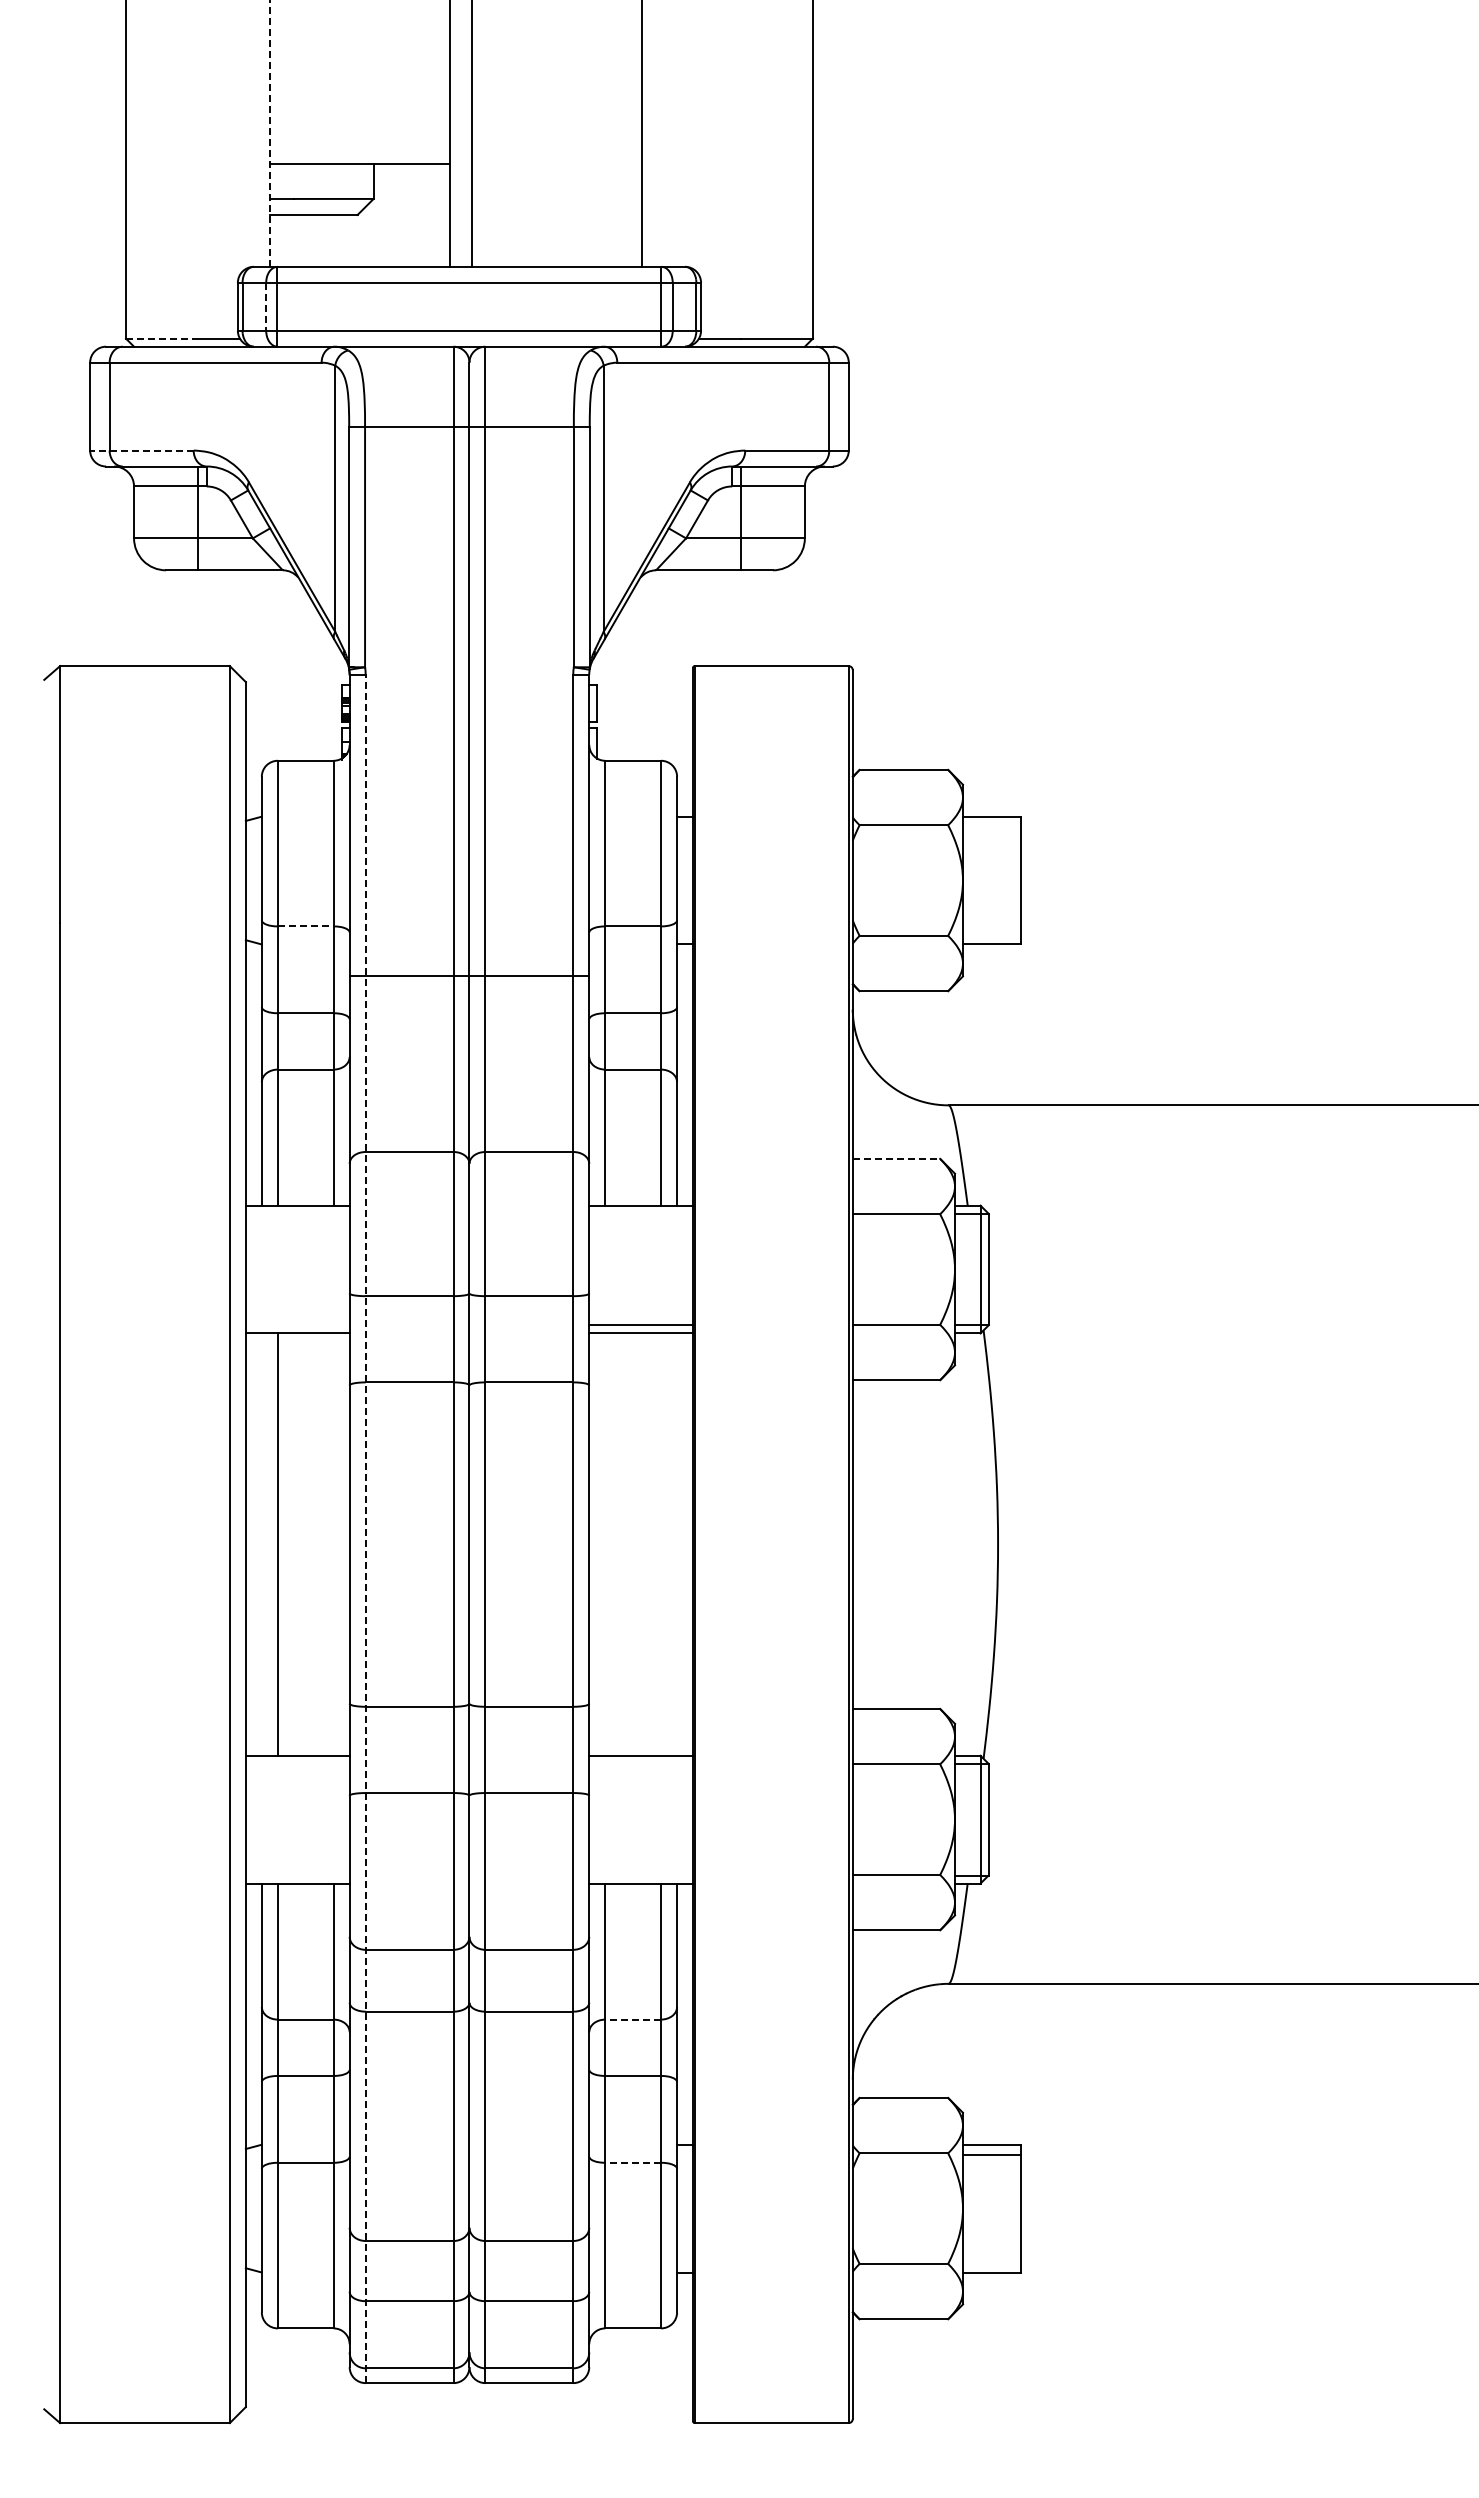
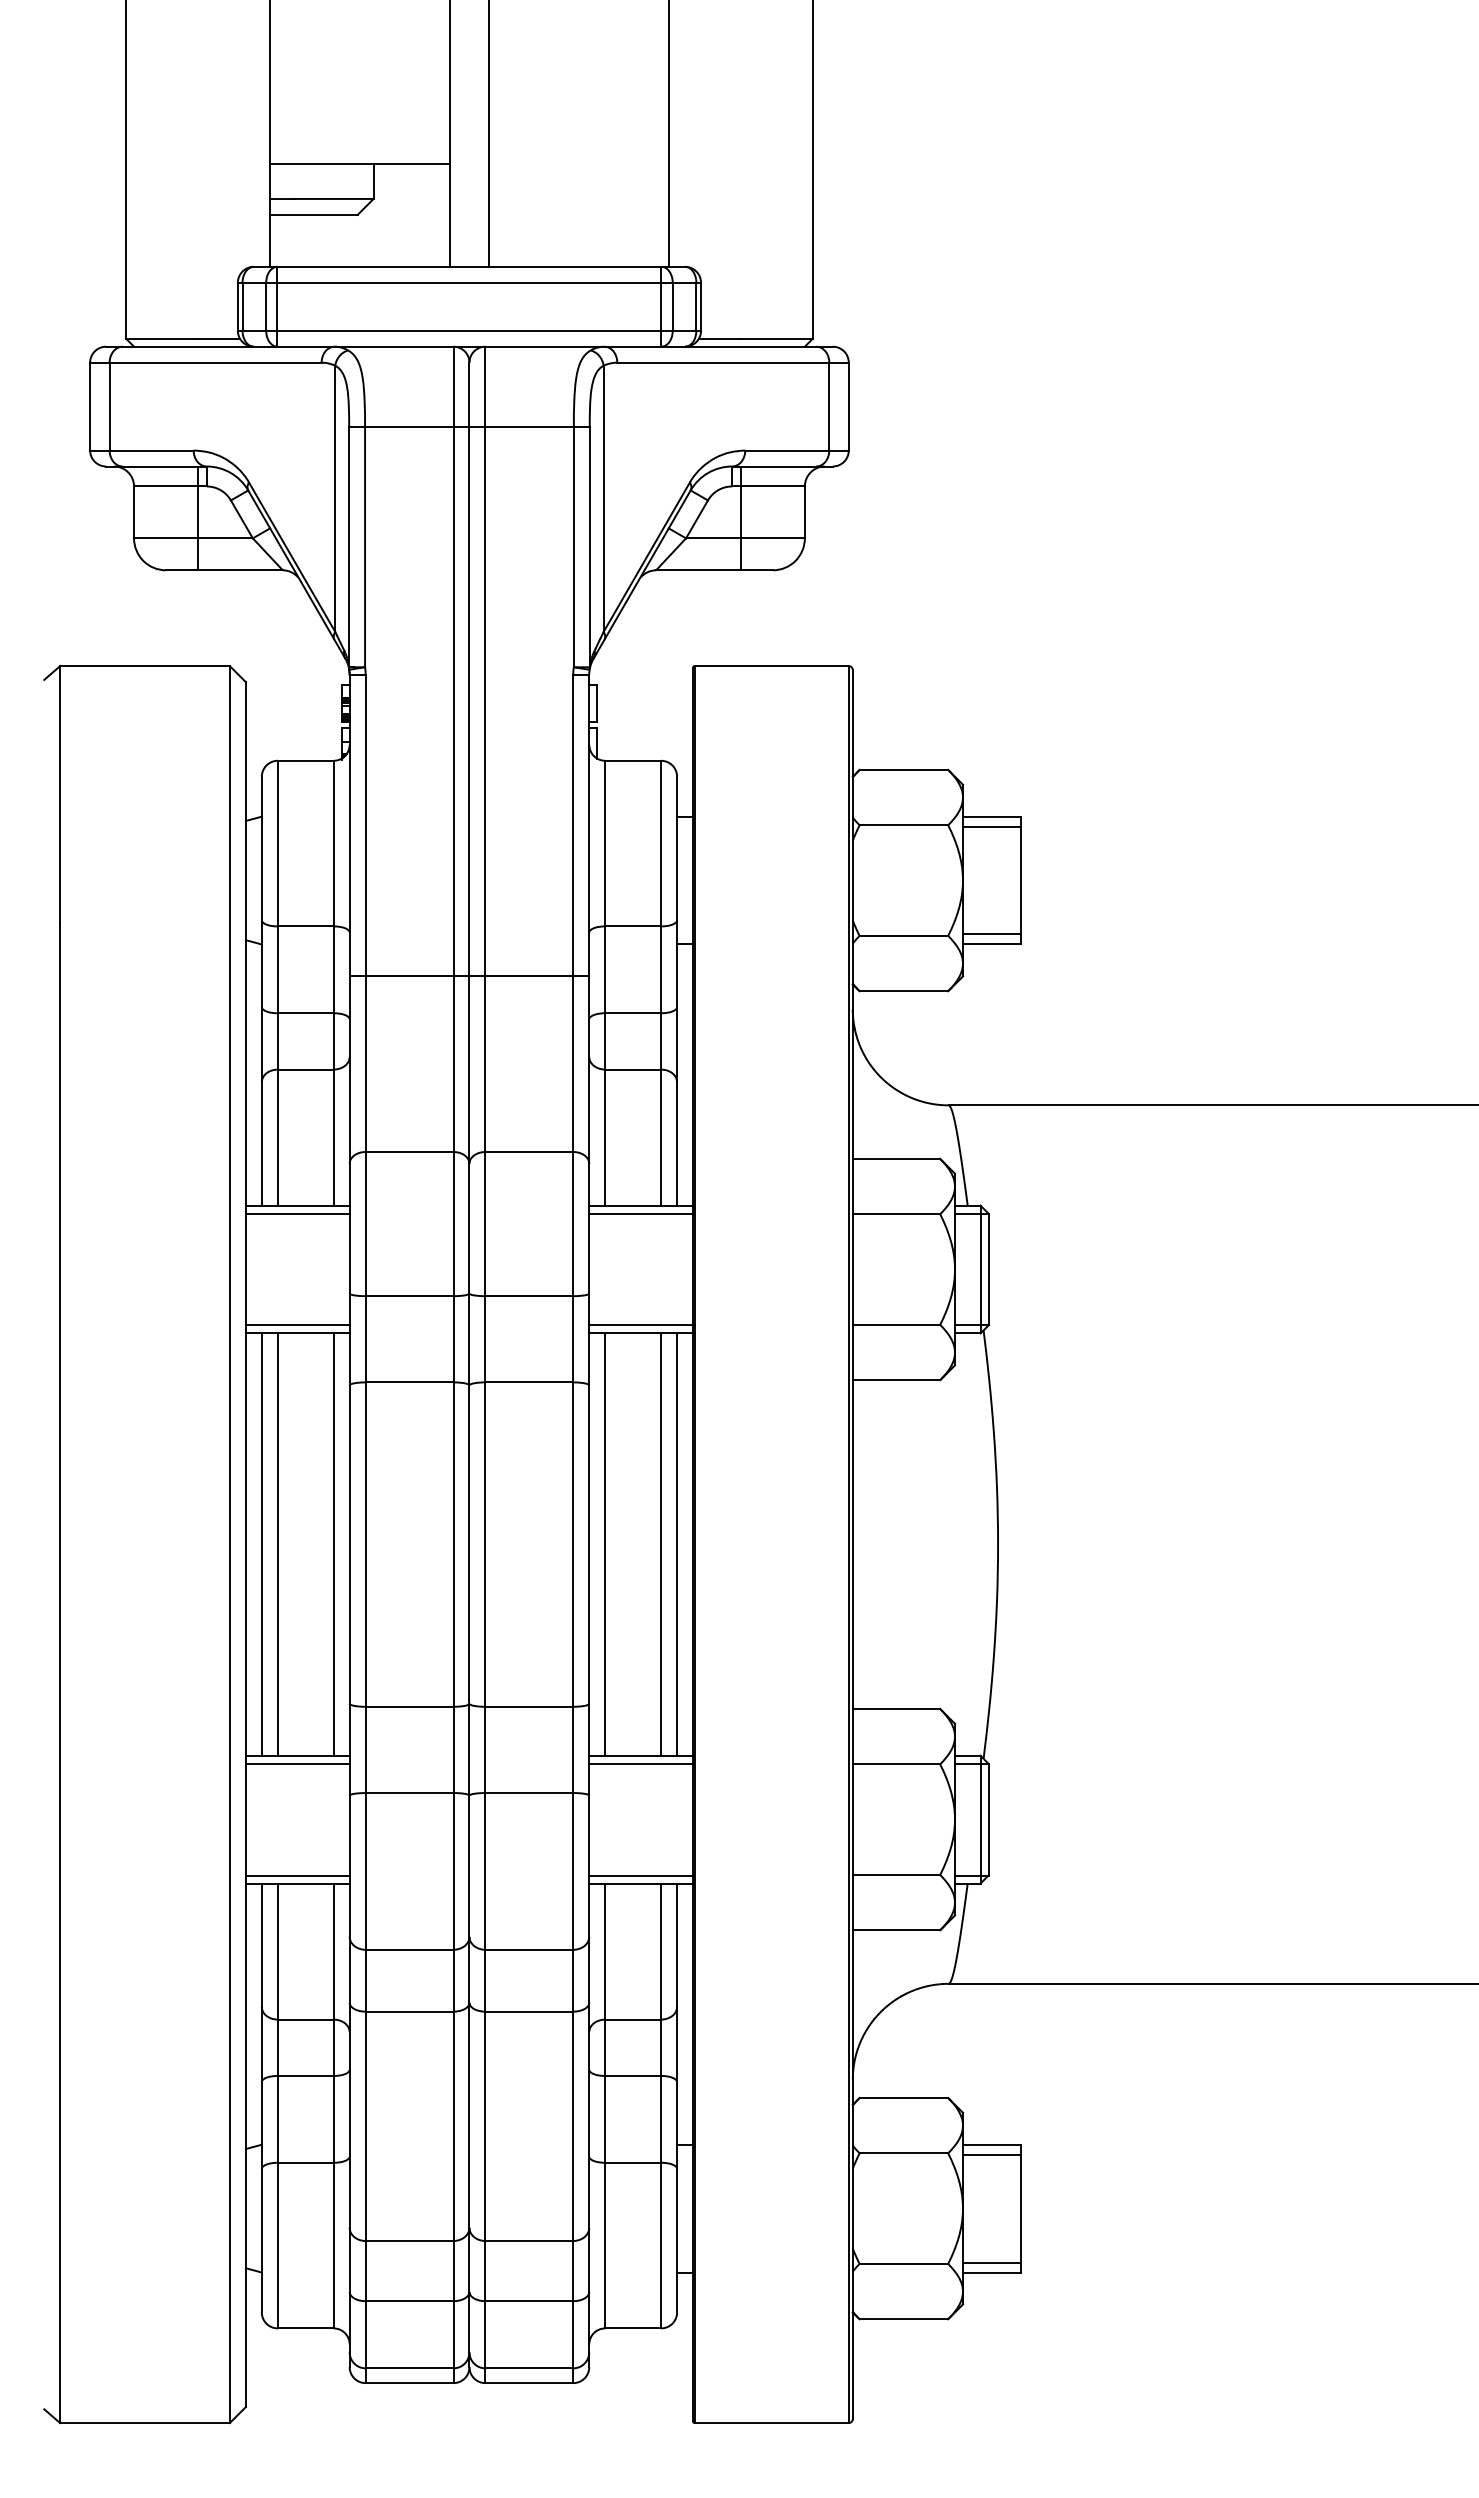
line: dashed -> solid (269, 133)
line position: (472, 134) -> (489, 134) (489, 134)
line position: (642, 134) -> (669, 134) (669, 134)
line: dashed -> solid (266, 306)
line: dashed -> solid (162, 338)
line: dashed -> solid (141, 450)
line: none -> present (991, 826)
line: dashed -> solid (305, 926)
line: none -> present (991, 934)
line: dashed -> solid (896, 1158)
line: none -> present (297, 1213)
line: none -> present (641, 1213)
line: none -> present (297, 1325)
line: dashed -> solid (365, 1528)
line: none -> present (261, 1544)
line: none -> present (333, 1544)
line: none -> present (605, 1544)
line: none -> present (661, 1544)
line: none -> present (677, 1544)
line: none -> present (297, 1763)
line: none -> present (641, 1763)
line: none -> present (297, 1875)
line: none -> present (641, 1875)
line: dashed -> solid (633, 2019)
line: dashed -> solid (633, 2162)
line: none -> present (991, 2262)
